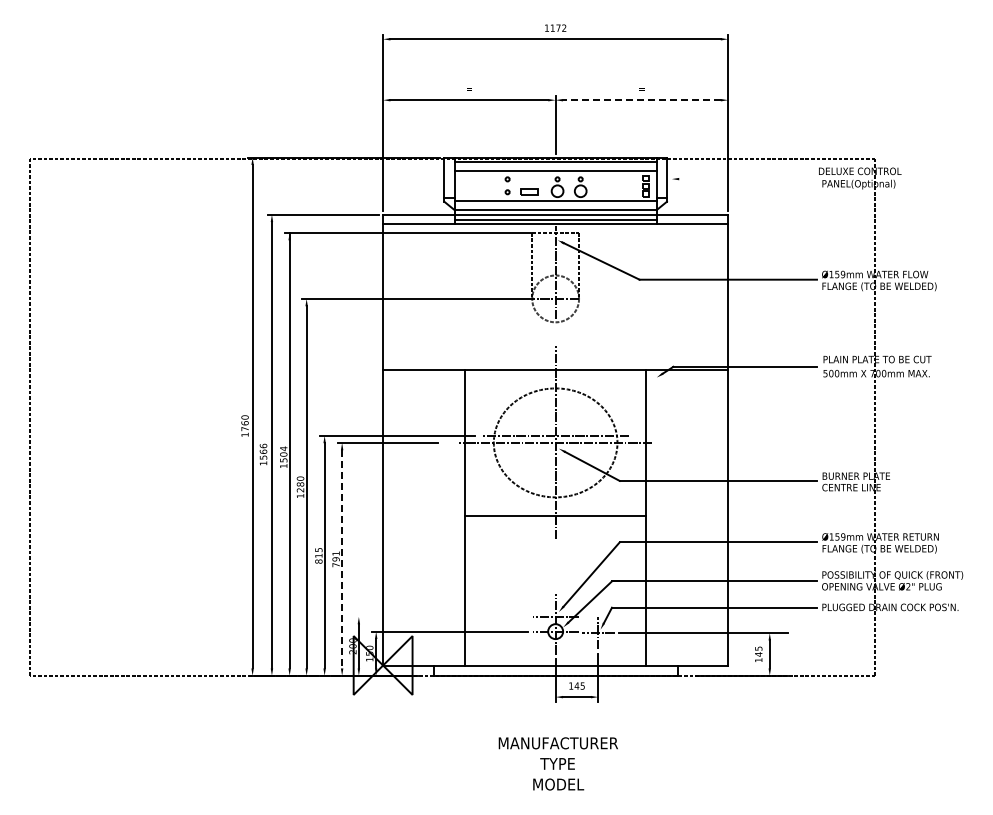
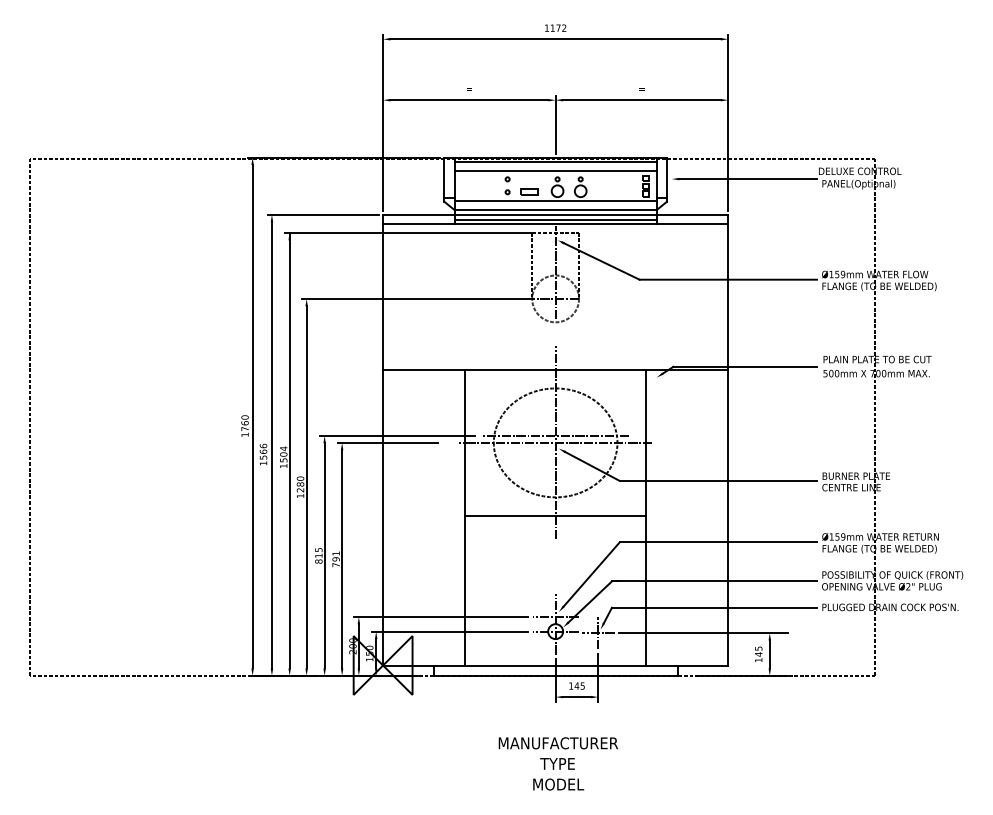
line: dashed -> solid (641, 100)
line: none -> present (747, 179)
line: dashed -> solid (342, 559)
line: none -> present (441, 616)
